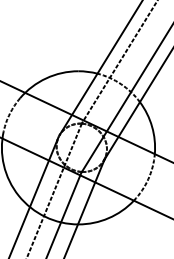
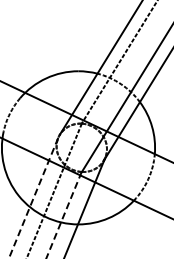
line: solid -> dashed (33, 198)
line: solid -> dashed (63, 215)
